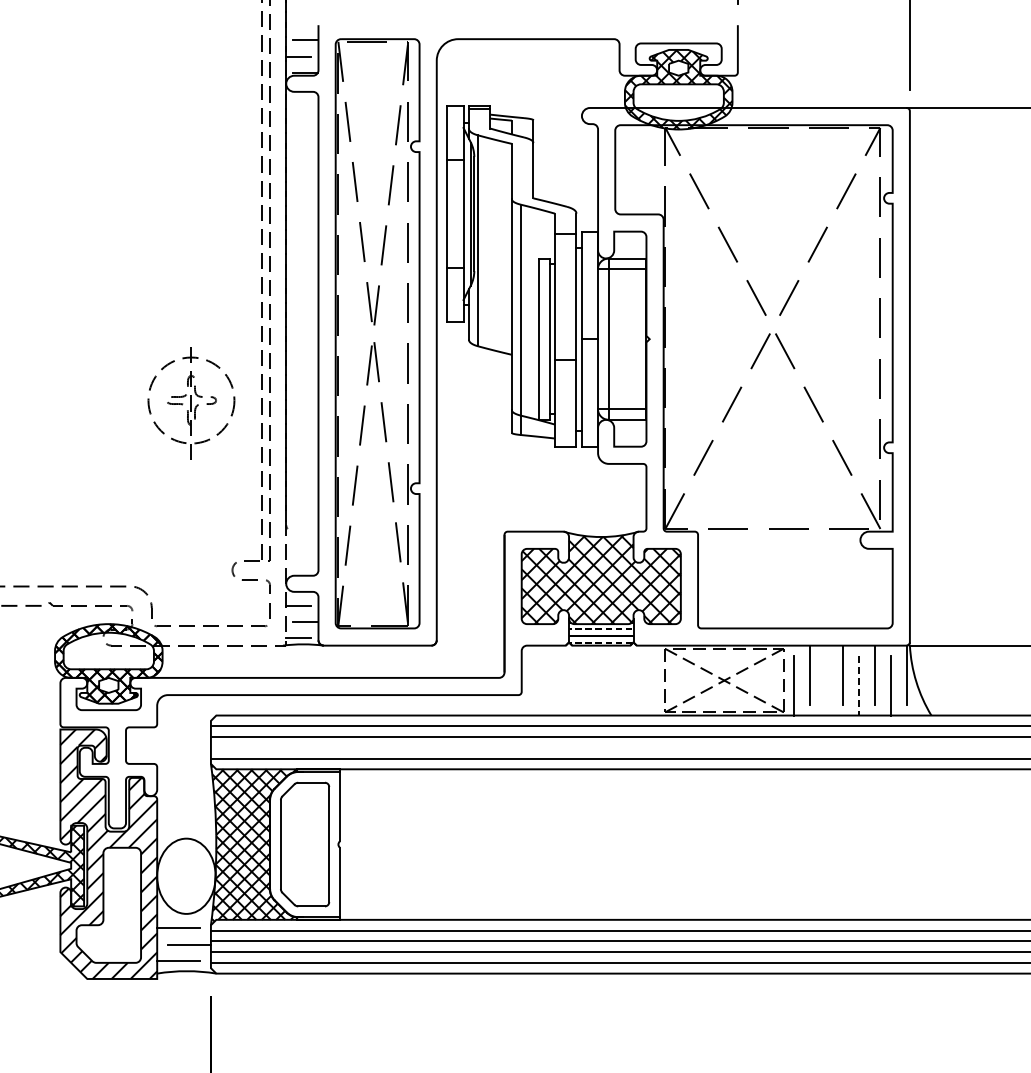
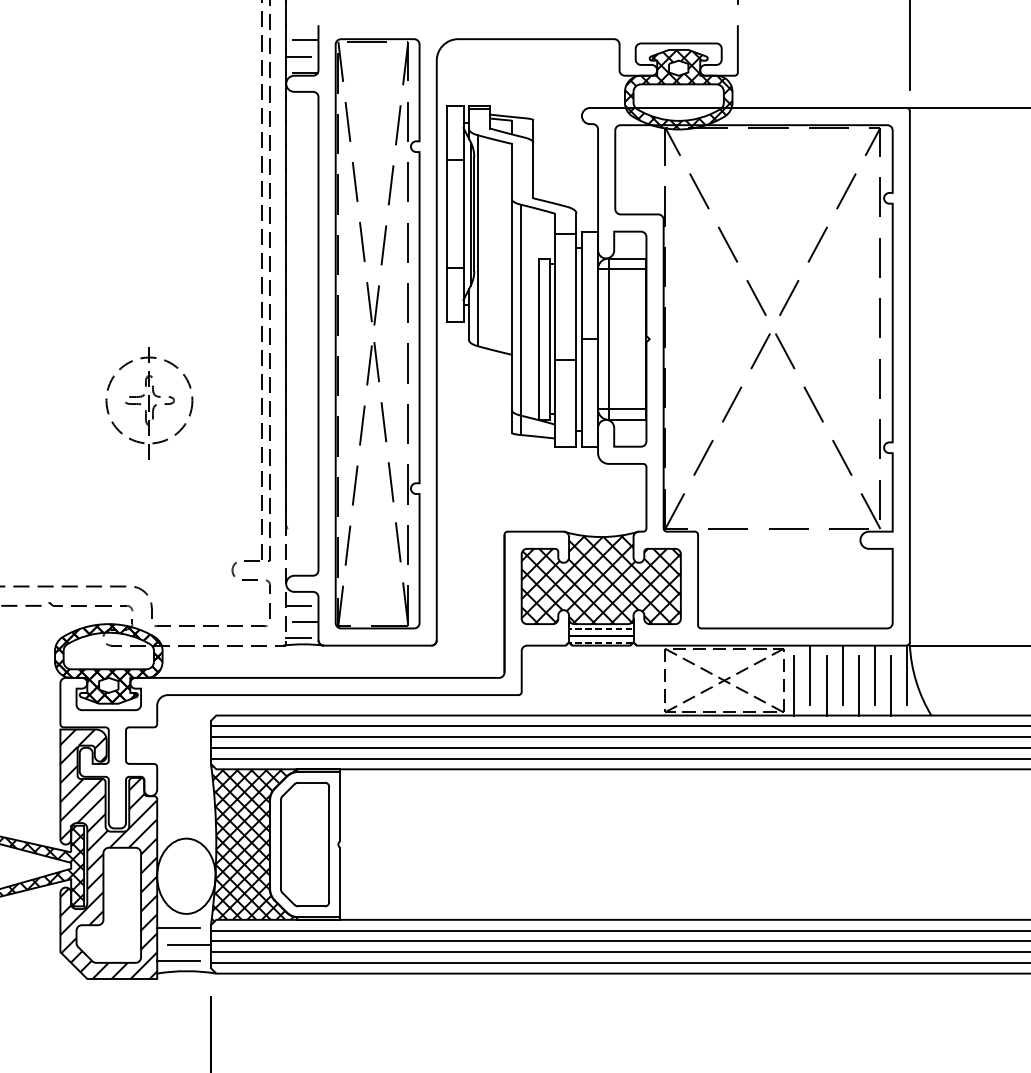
part position: (191, 403) -> (149, 403) (149, 403)
line: none -> present (826, 685)
line: dashed -> solid (858, 685)
line: none -> present (618, 747)
